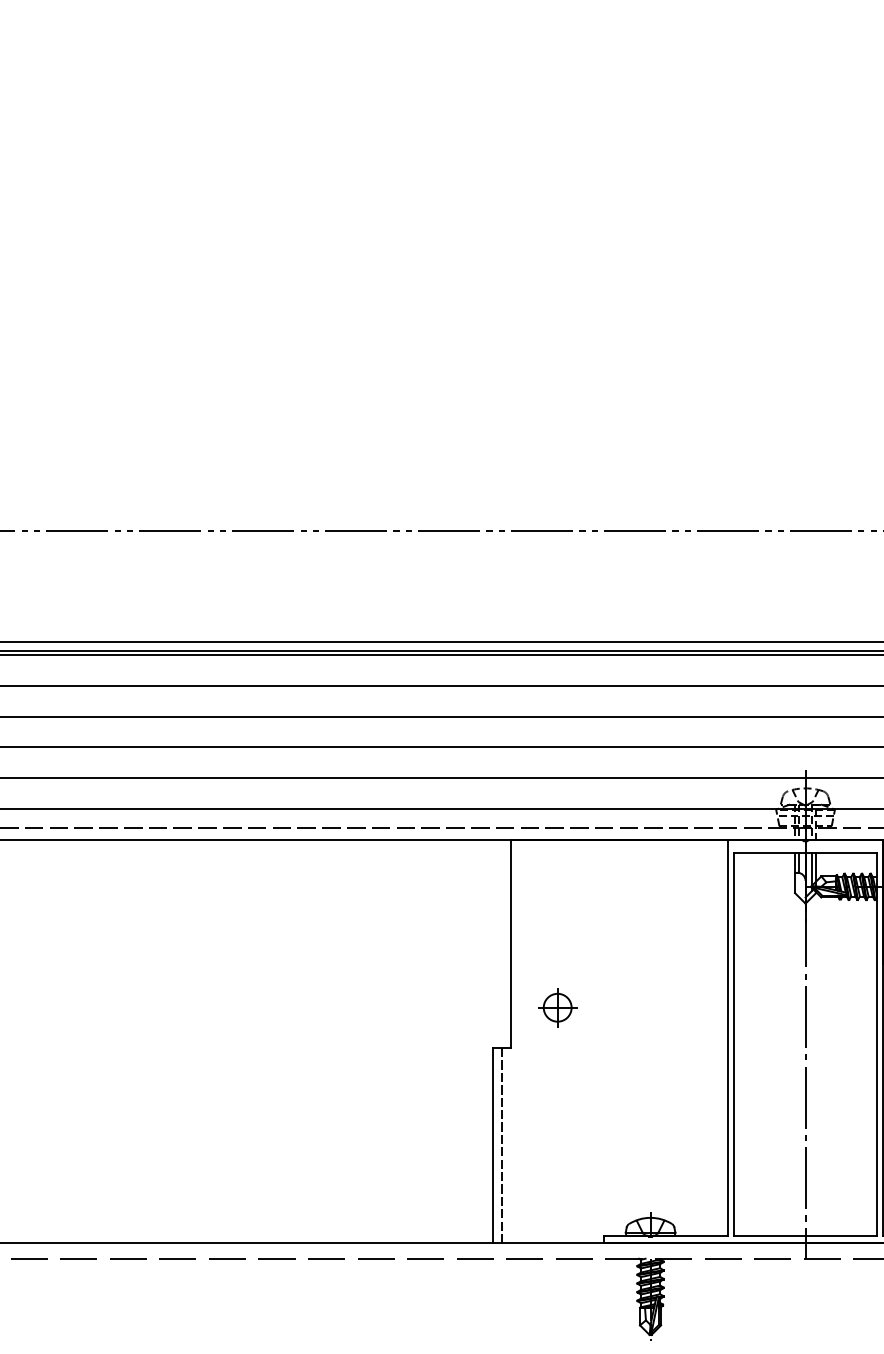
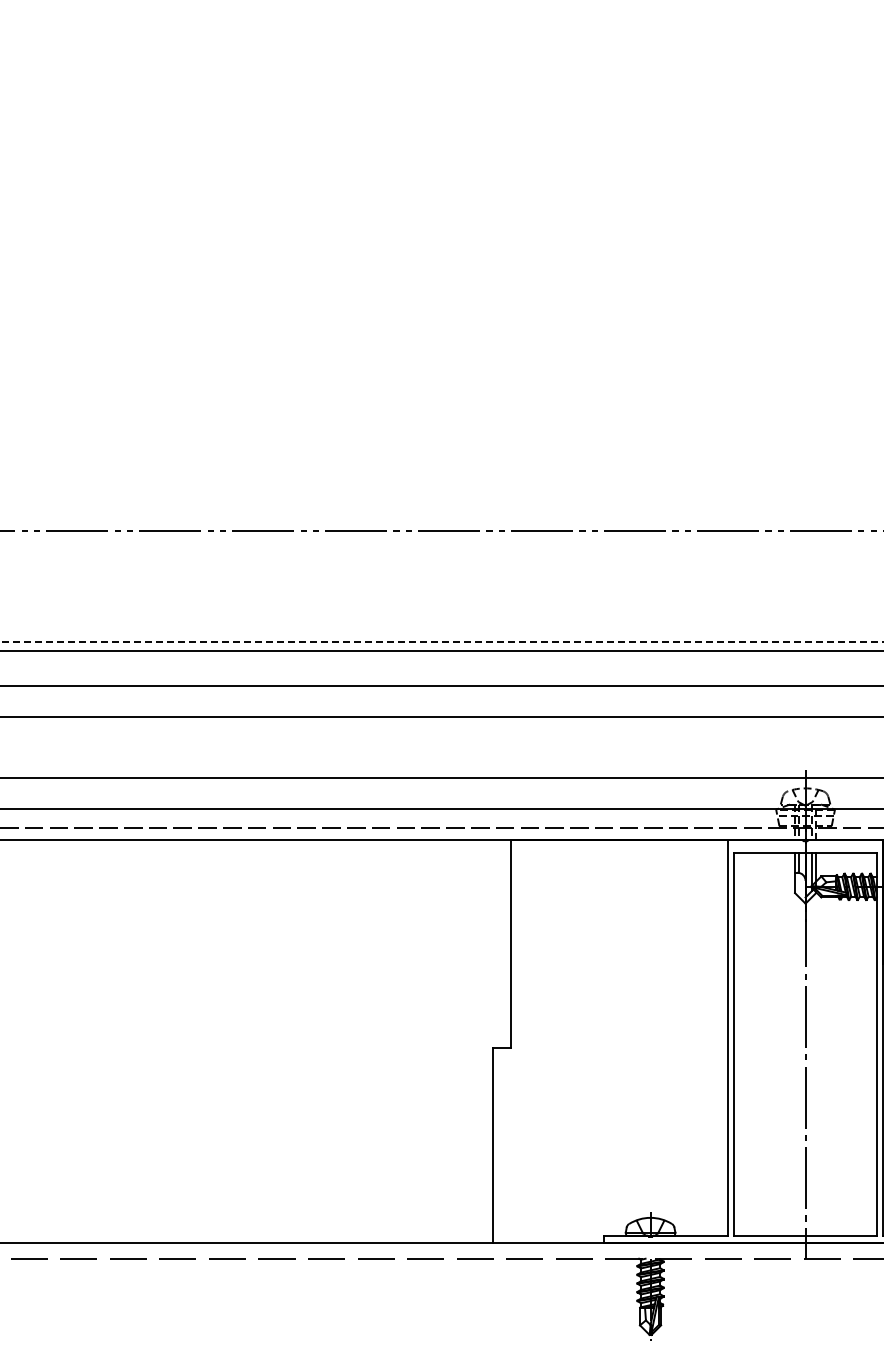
line: solid -> dashed (442, 642)
line: present -> none (441, 654)
line: present -> none (441, 747)
part: present -> none (557, 1007)
line: present -> none (501, 1145)
